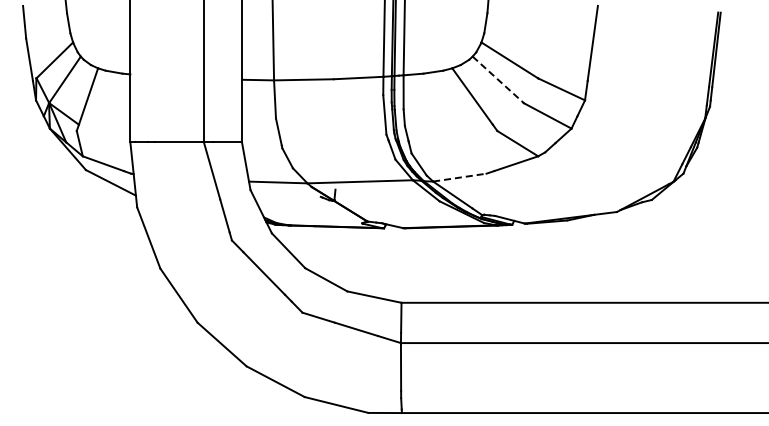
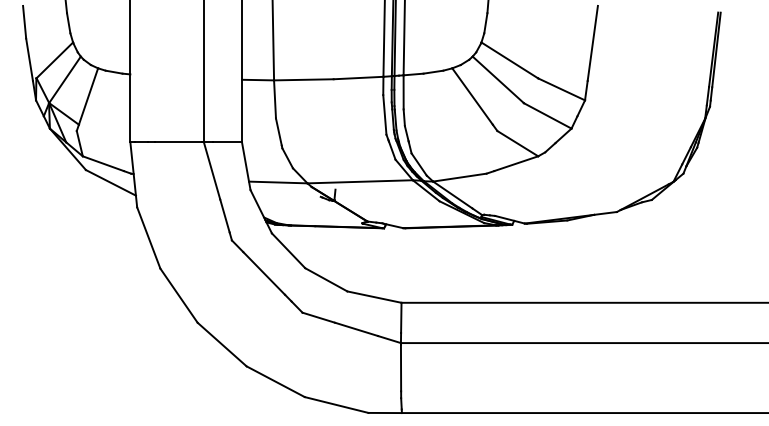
line: dashed -> solid (498, 79)
line: dashed -> solid (459, 177)
